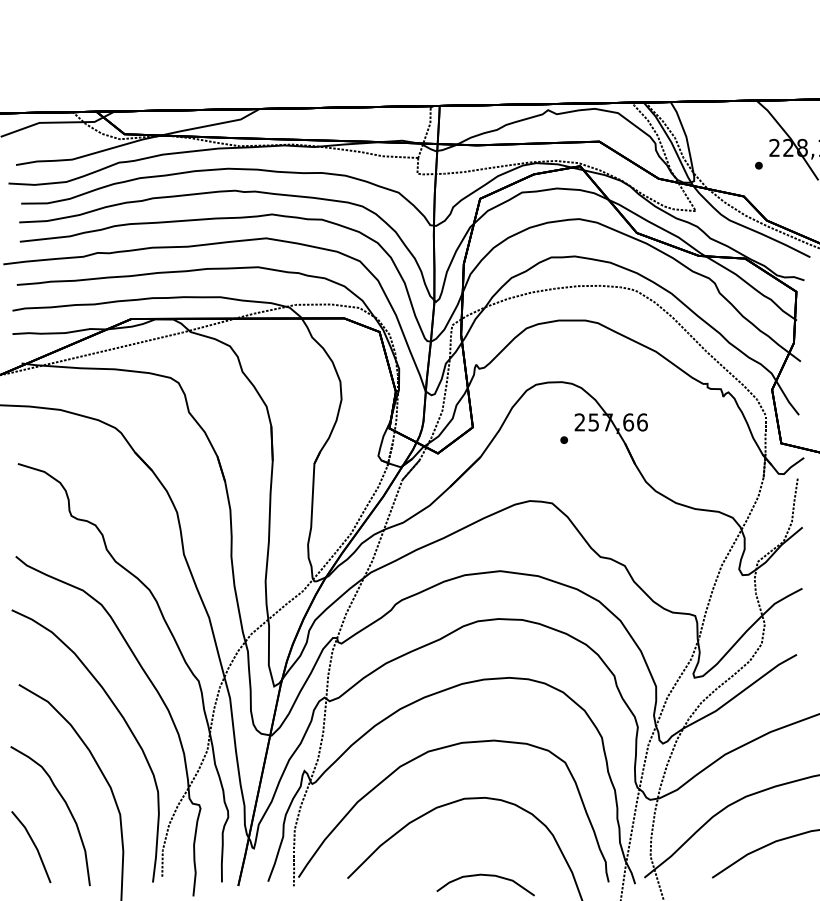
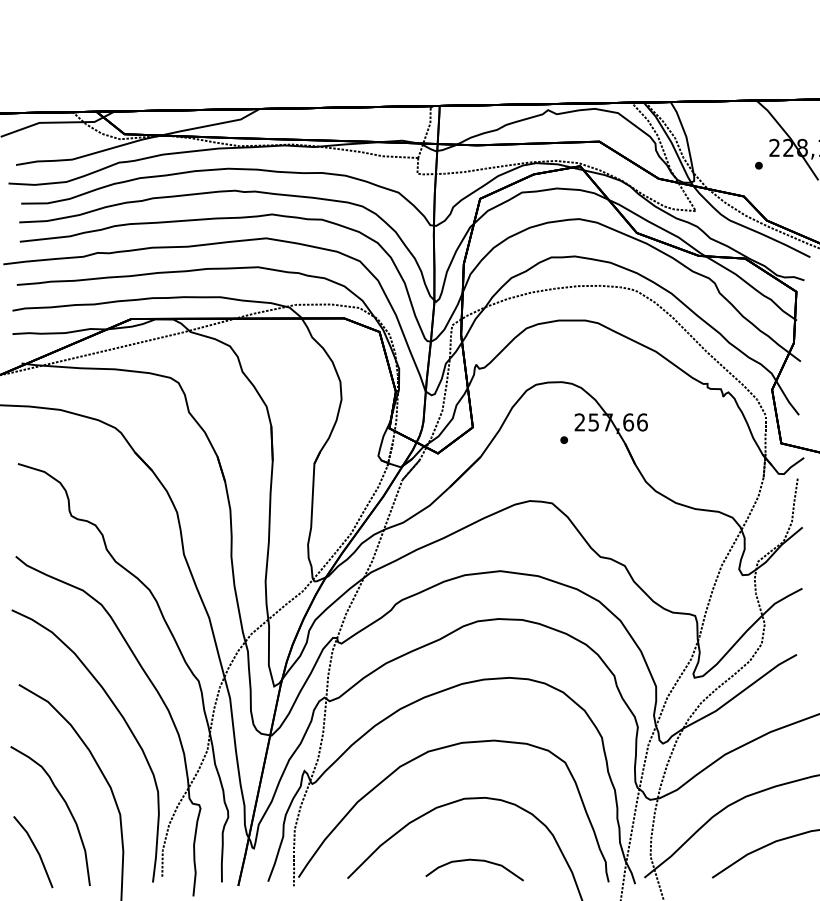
line position: (34, 846) -> (36, 851) (36, 851)
curve position: (487, 876) -> (476, 861) (476, 861)
